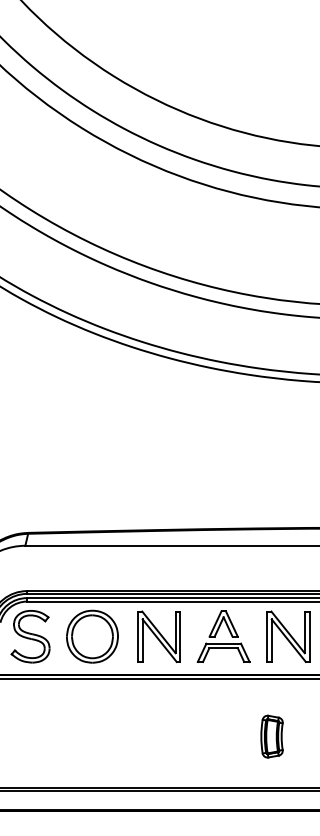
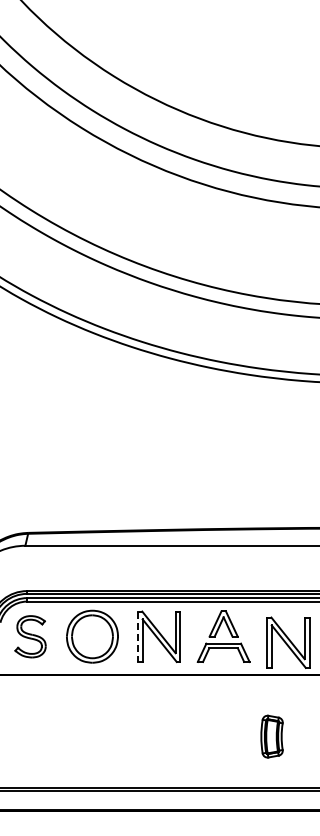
part size: 41x54 px -> 33x44 px (30, 636)
part position: (288, 636) -> (288, 642) (288, 642)
line: solid -> dashed (137, 637)
line: present -> none (159, 678)
